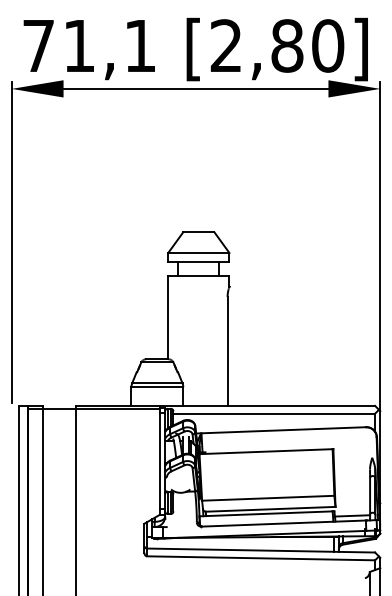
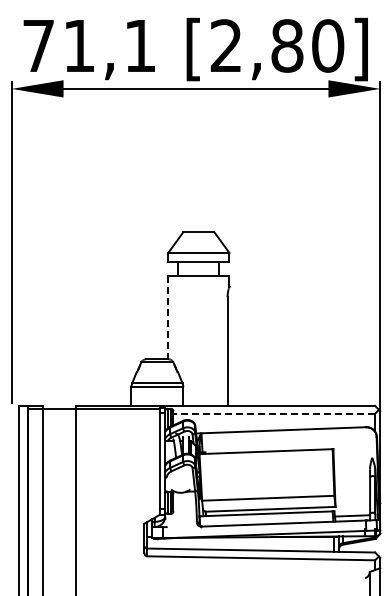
line: solid -> dashed (168, 318)
line: solid -> dashed (274, 413)
